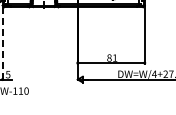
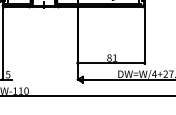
line: dashed -> solid (2, 43)
line: none -> present (87, 96)
